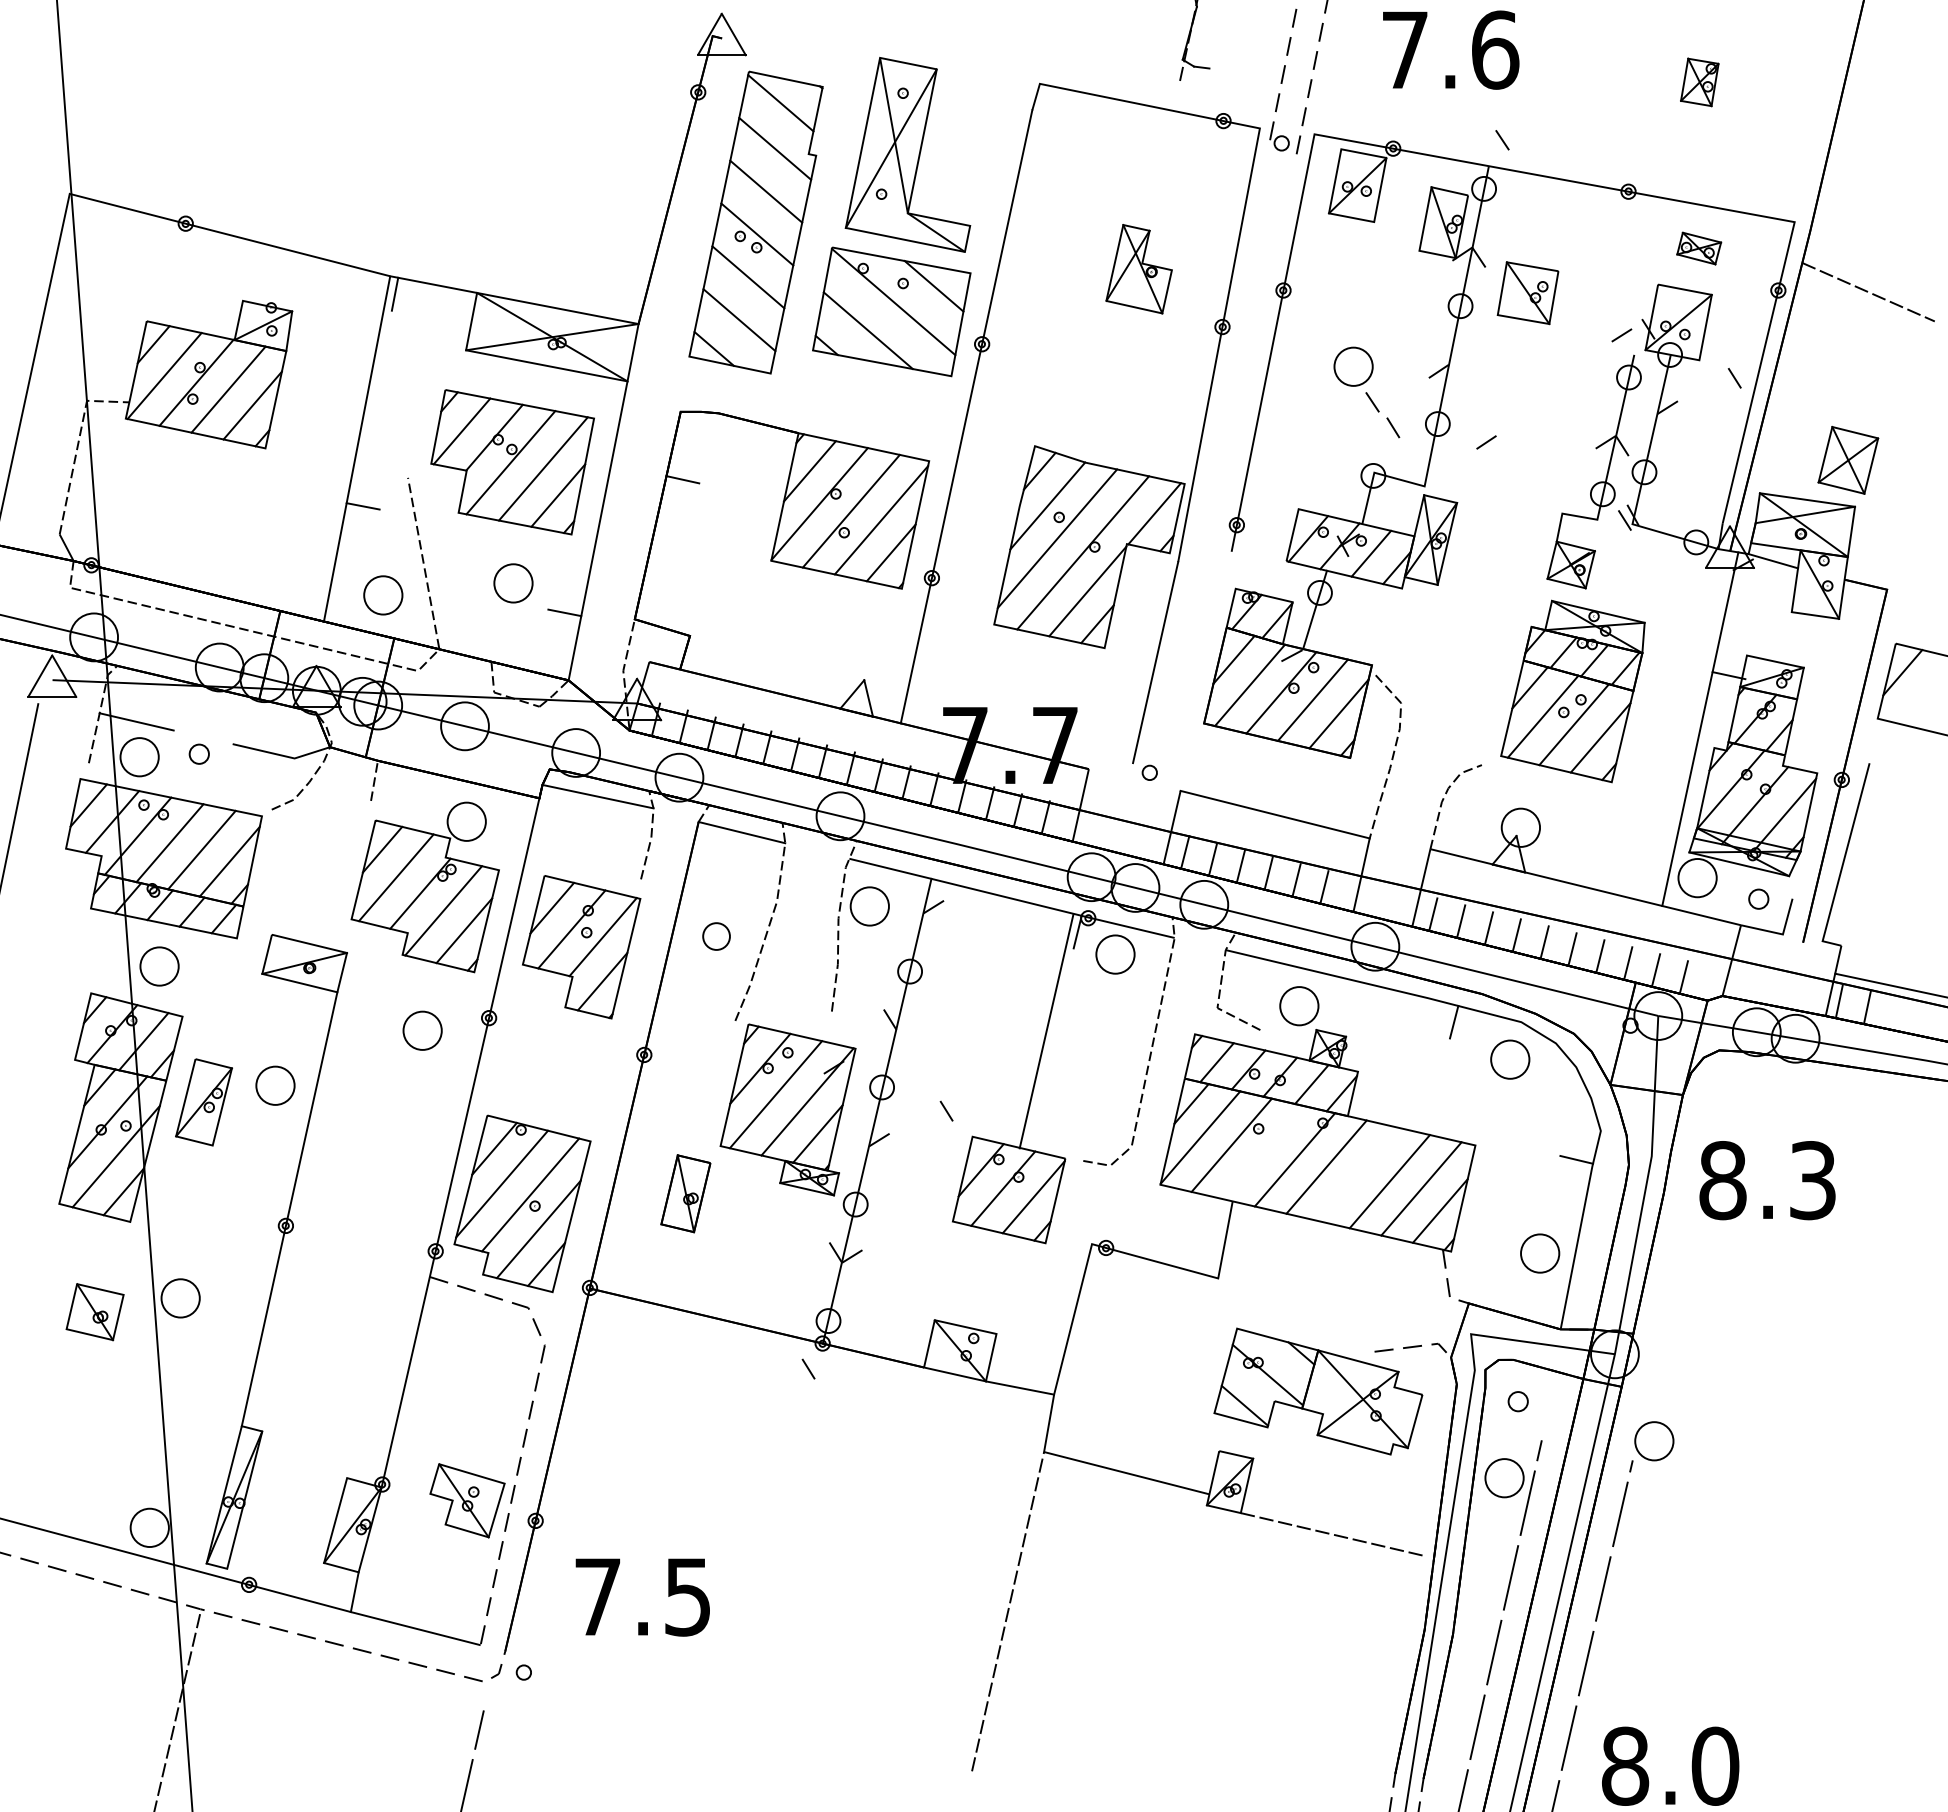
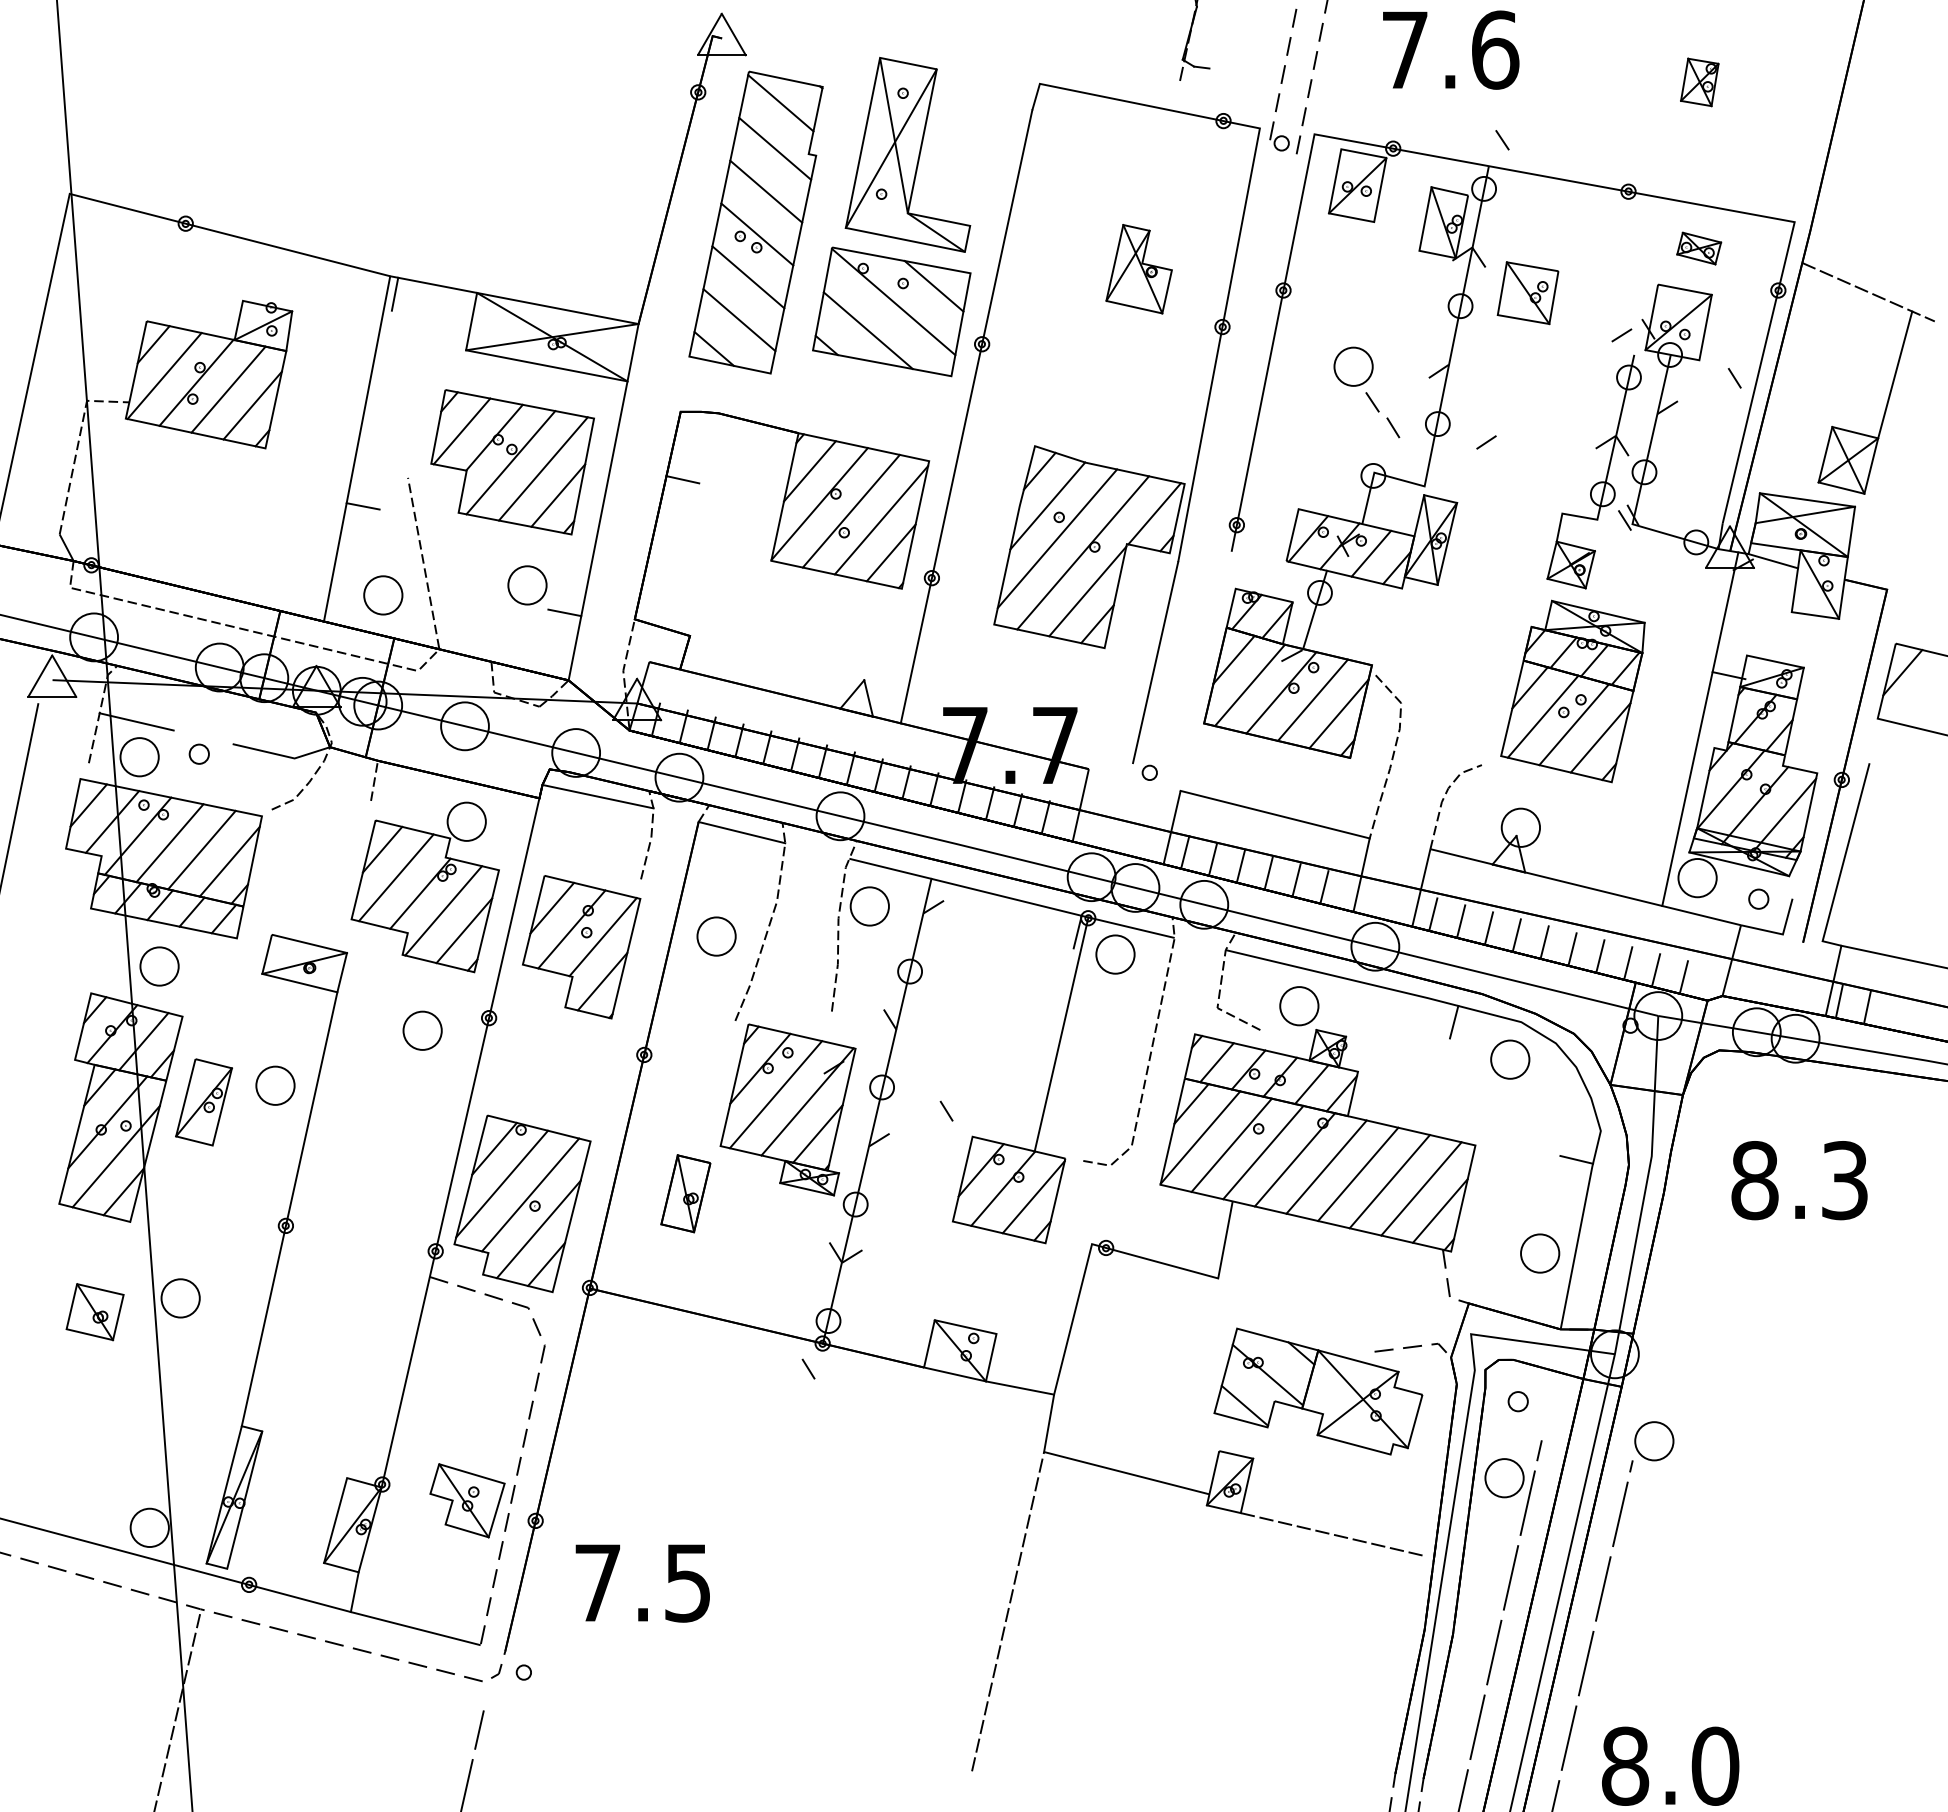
line: none -> present (1895, 374)
part position: (513, 583) -> (527, 585) (527, 585)
part size: 29x29 px -> 41x41 px (716, 936)
line position: (1889, 984) -> (1892, 956) (1892, 956)
line position: (1046, 1031) -> (1061, 1034) (1061, 1034)
line: none -> present (1263, 1152)
line: none -> present (1358, 1174)
text position: (1767, 1180) -> (1799, 1180) (1799, 1180)
text position: (642, 1597) -> (642, 1583) (642, 1583)
